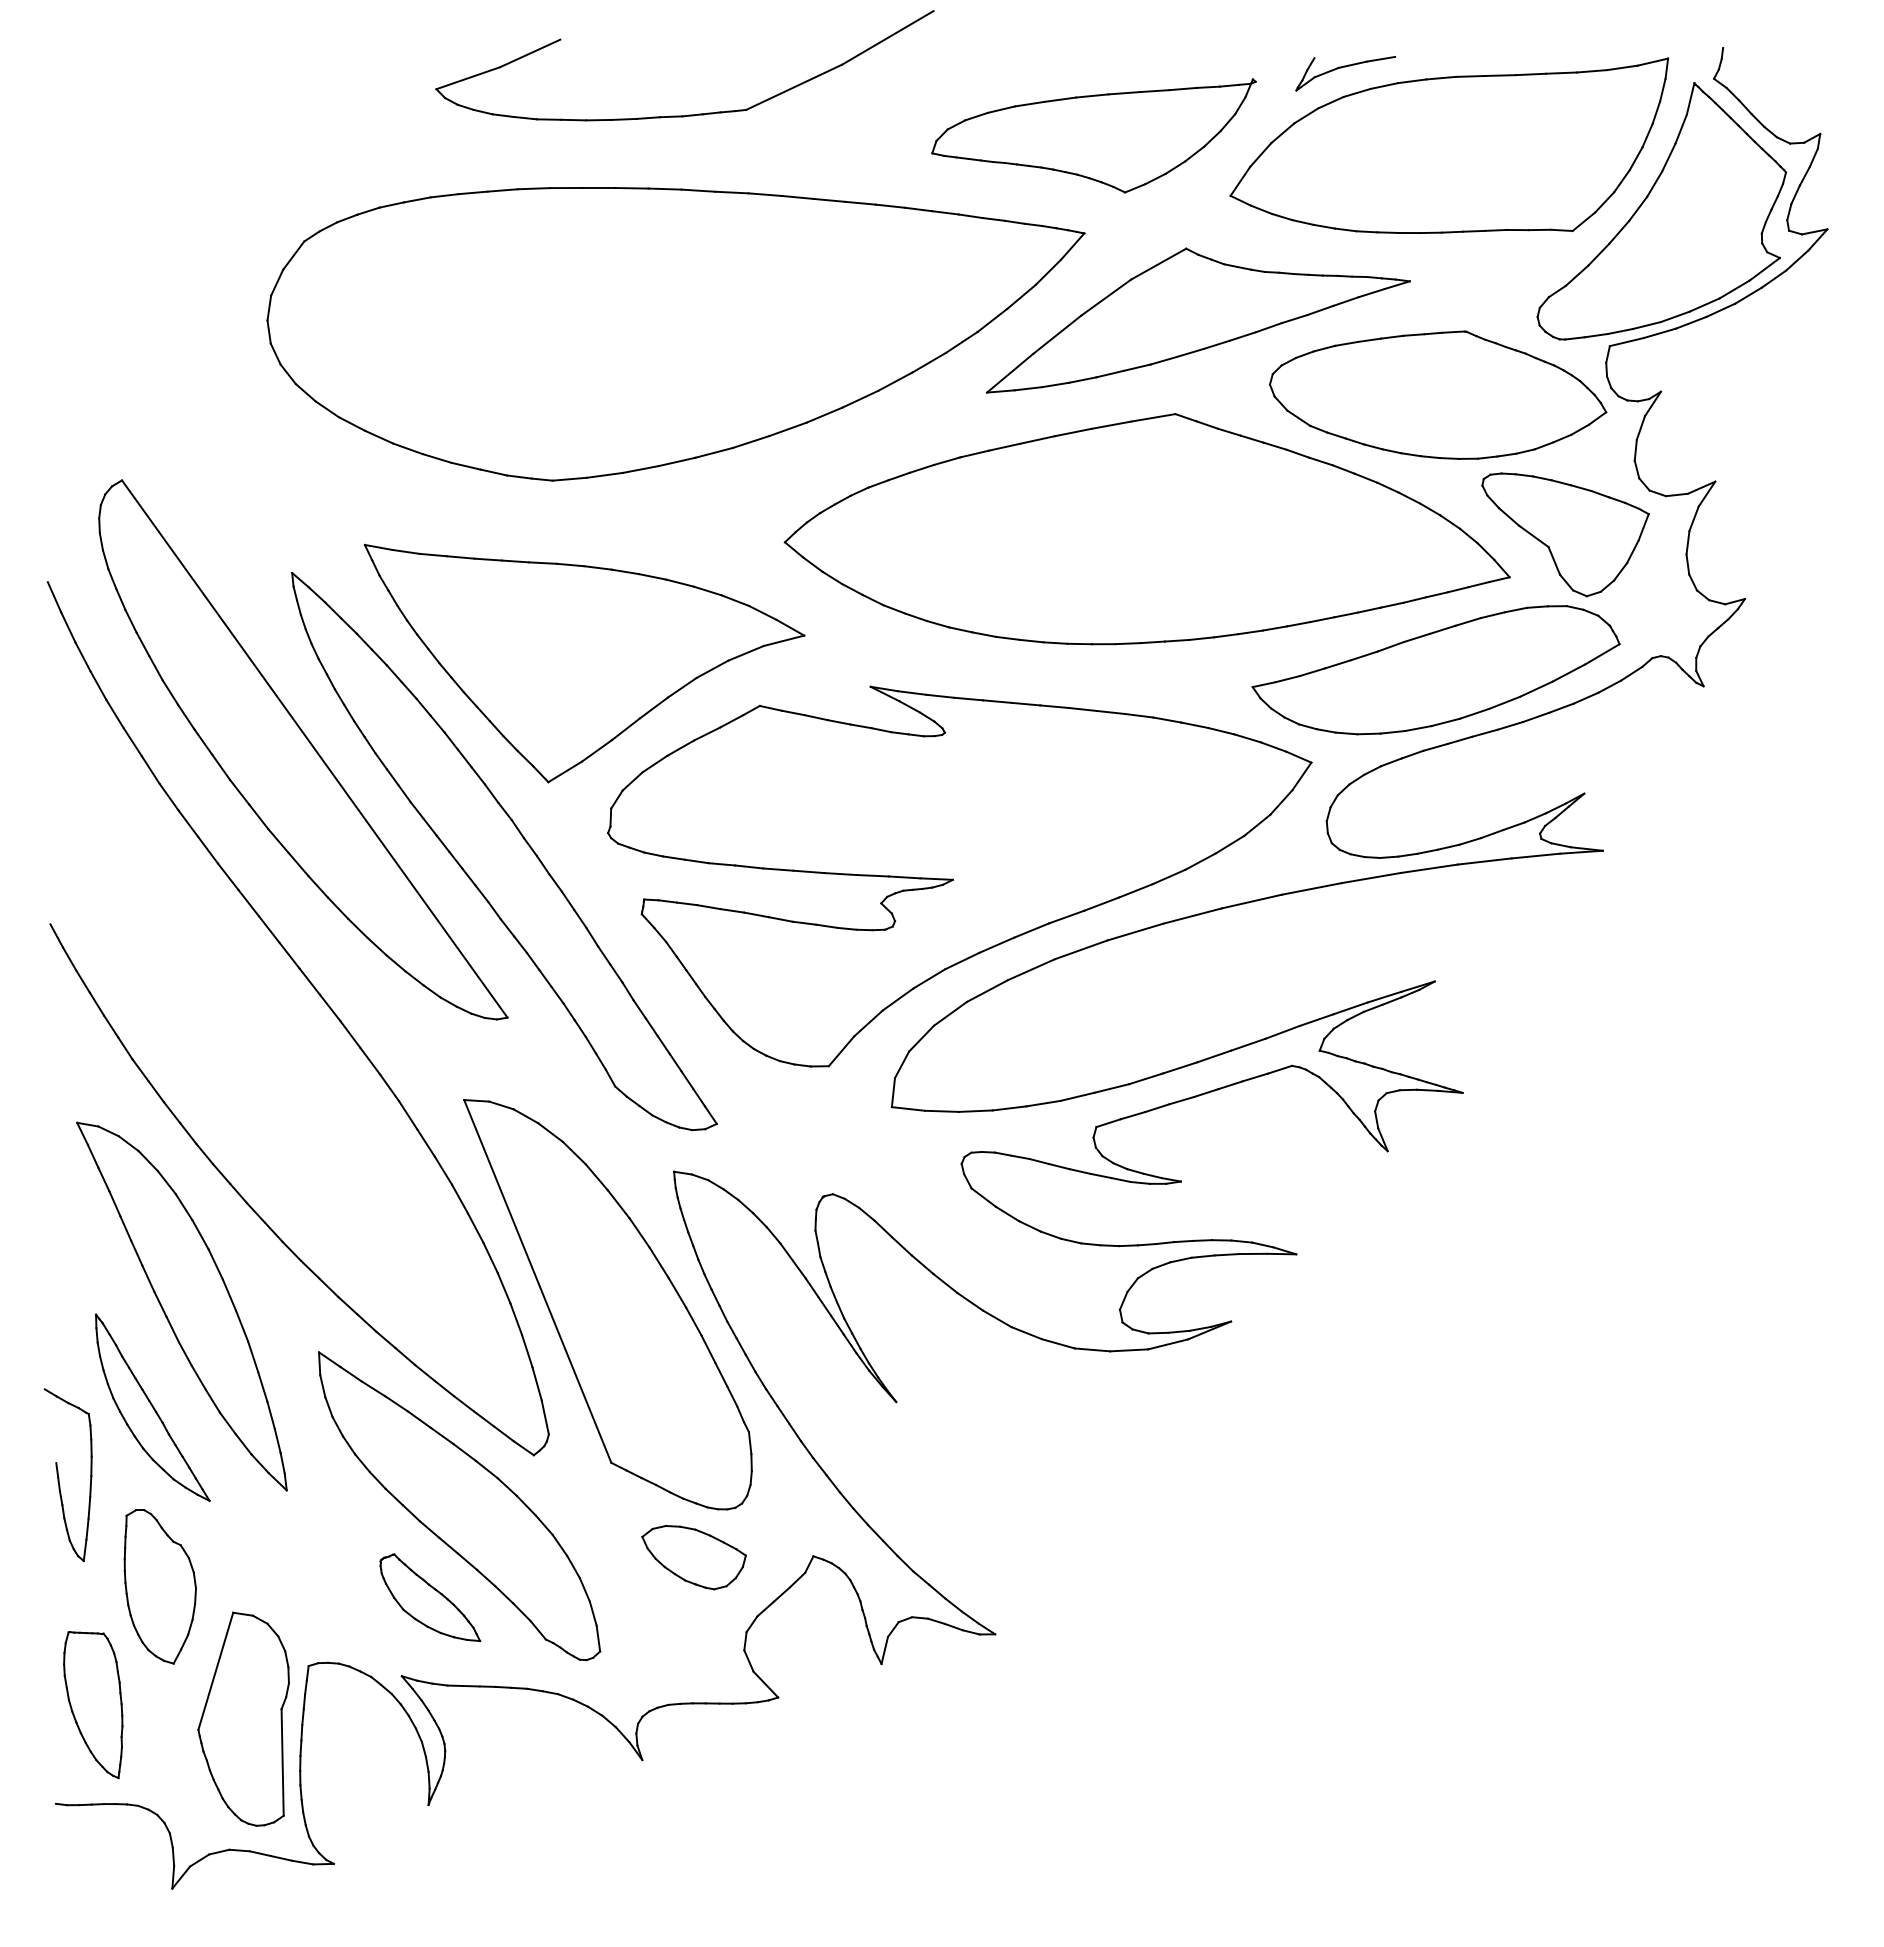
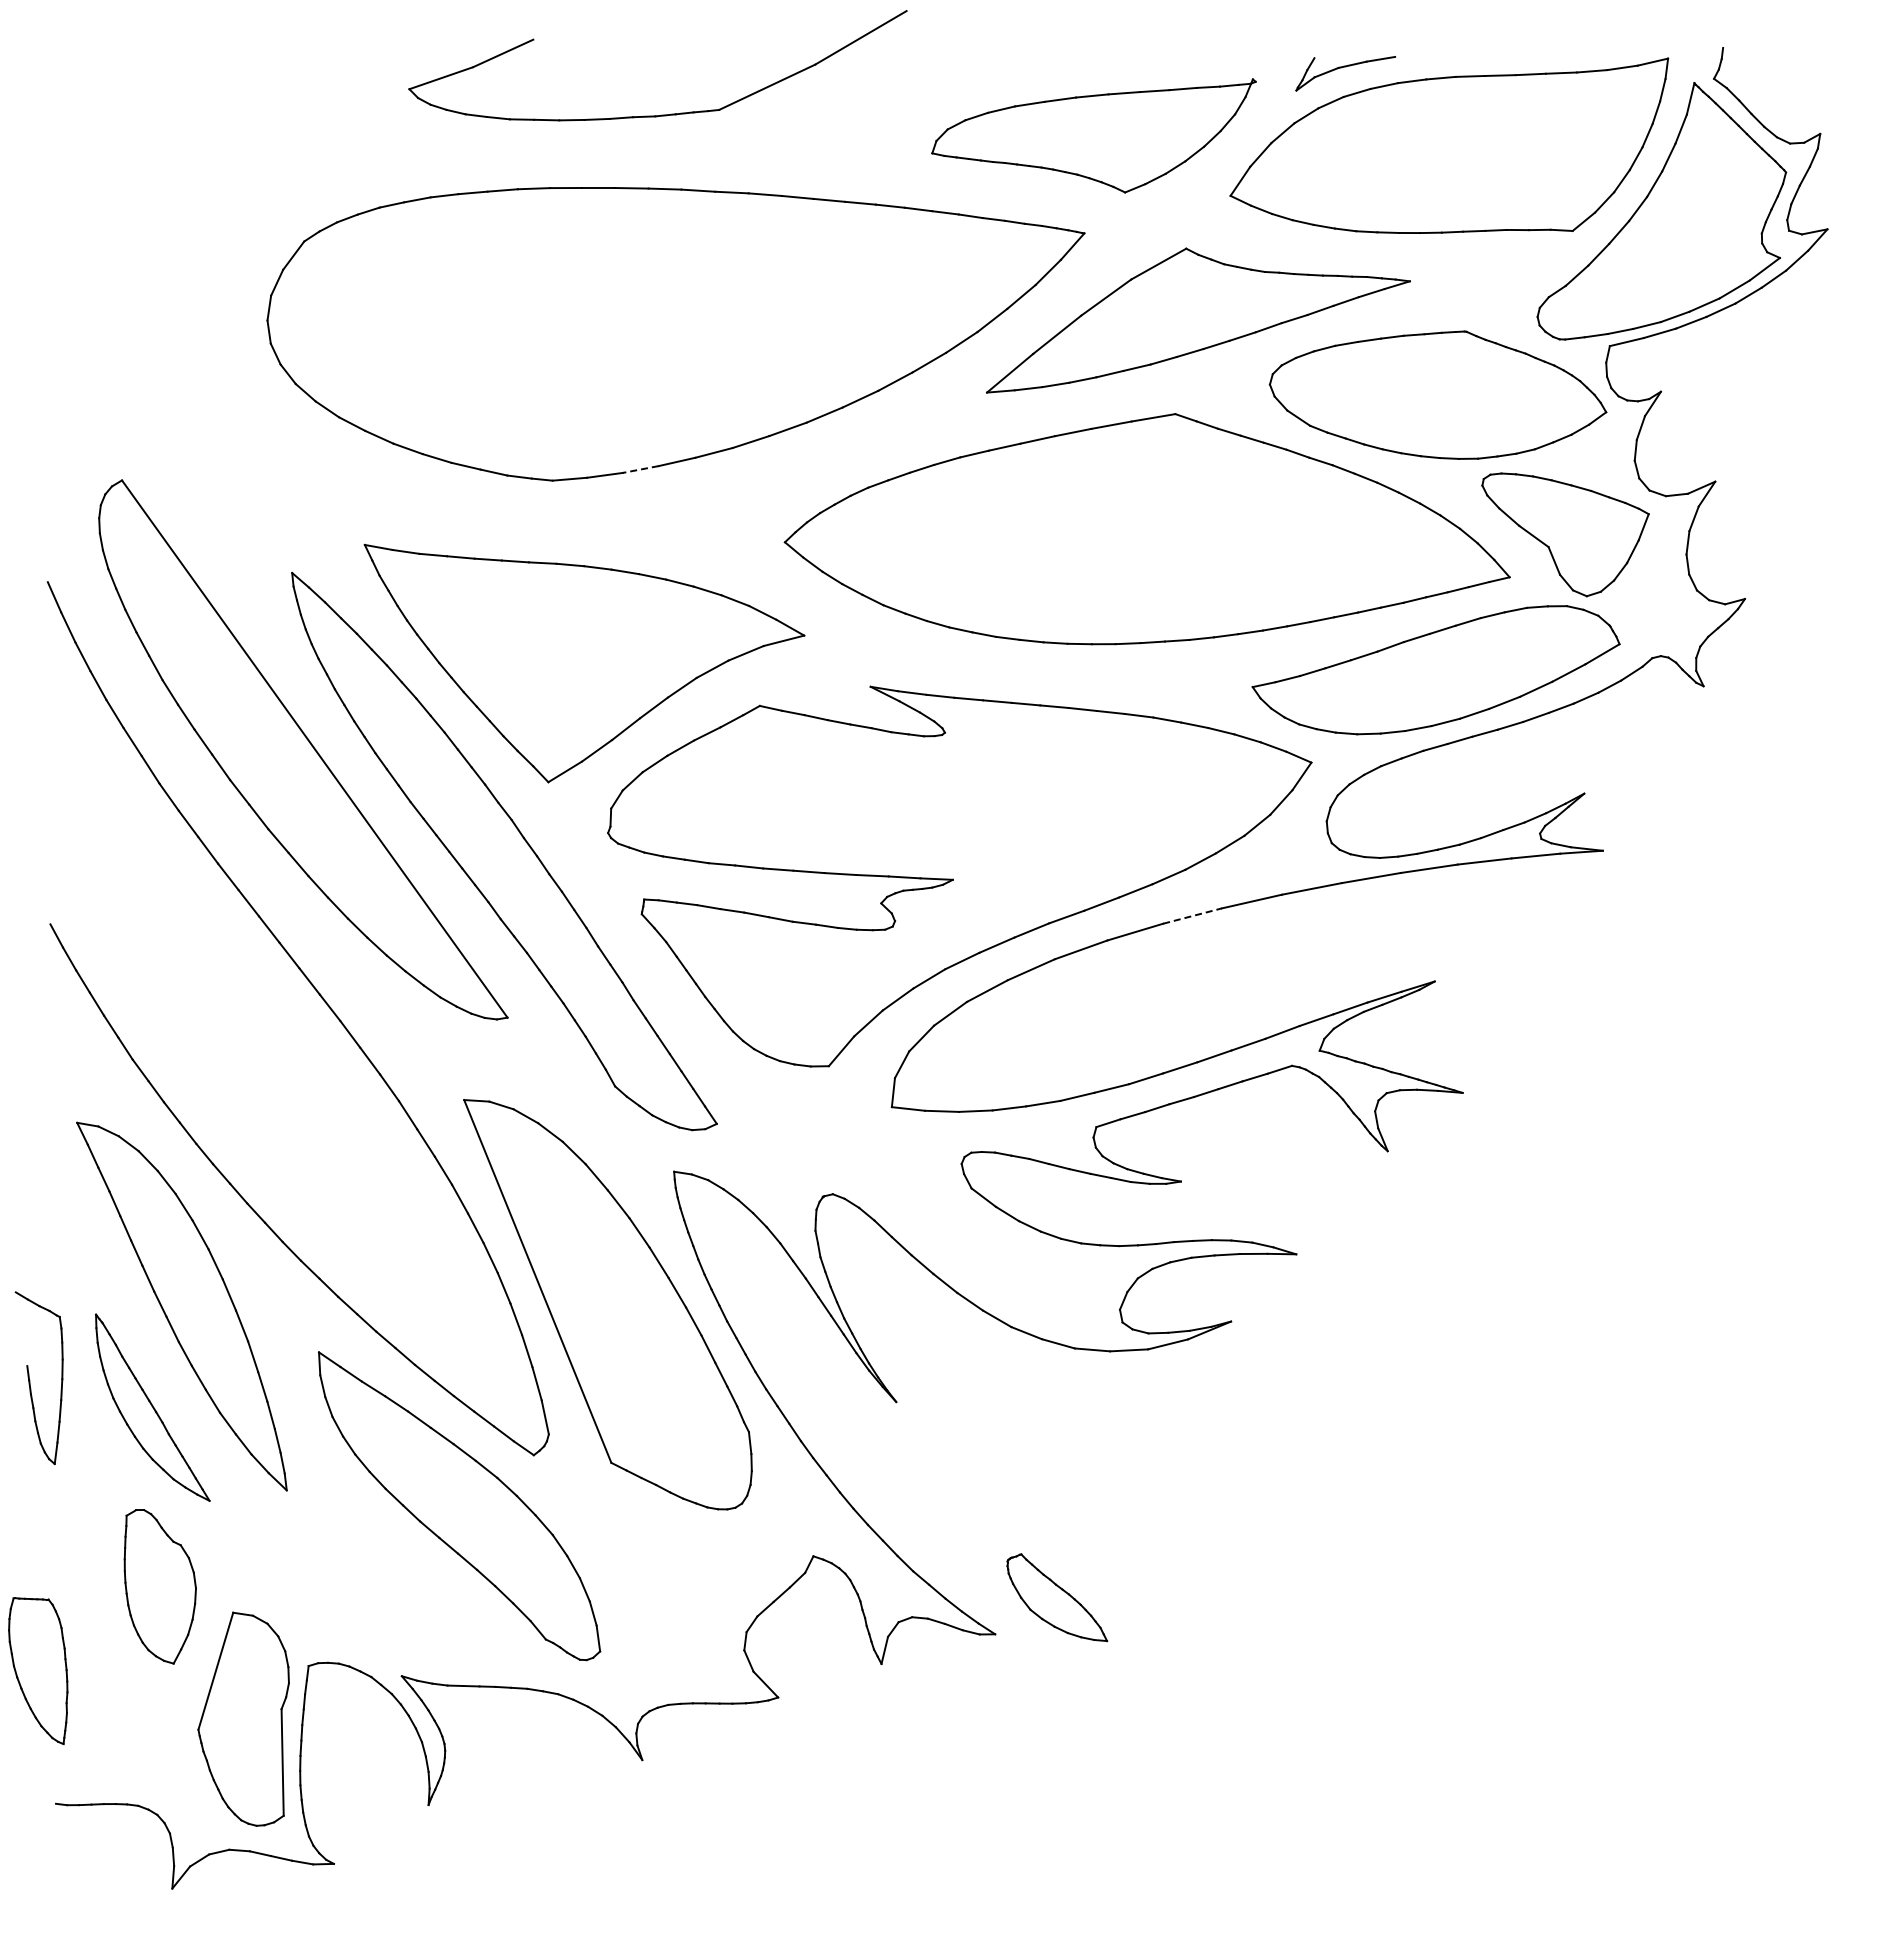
part position: (688, 114) -> (661, 114) (661, 114)
line: solid -> dashed (640, 469)
line: solid -> dashed (1193, 915)
part position: (59, 1477) -> (30, 1380) (30, 1380)
part: present -> none (693, 1557)
part position: (430, 1597) -> (1057, 1597) (1057, 1597)
part position: (93, 1705) -> (38, 1671) (38, 1671)
